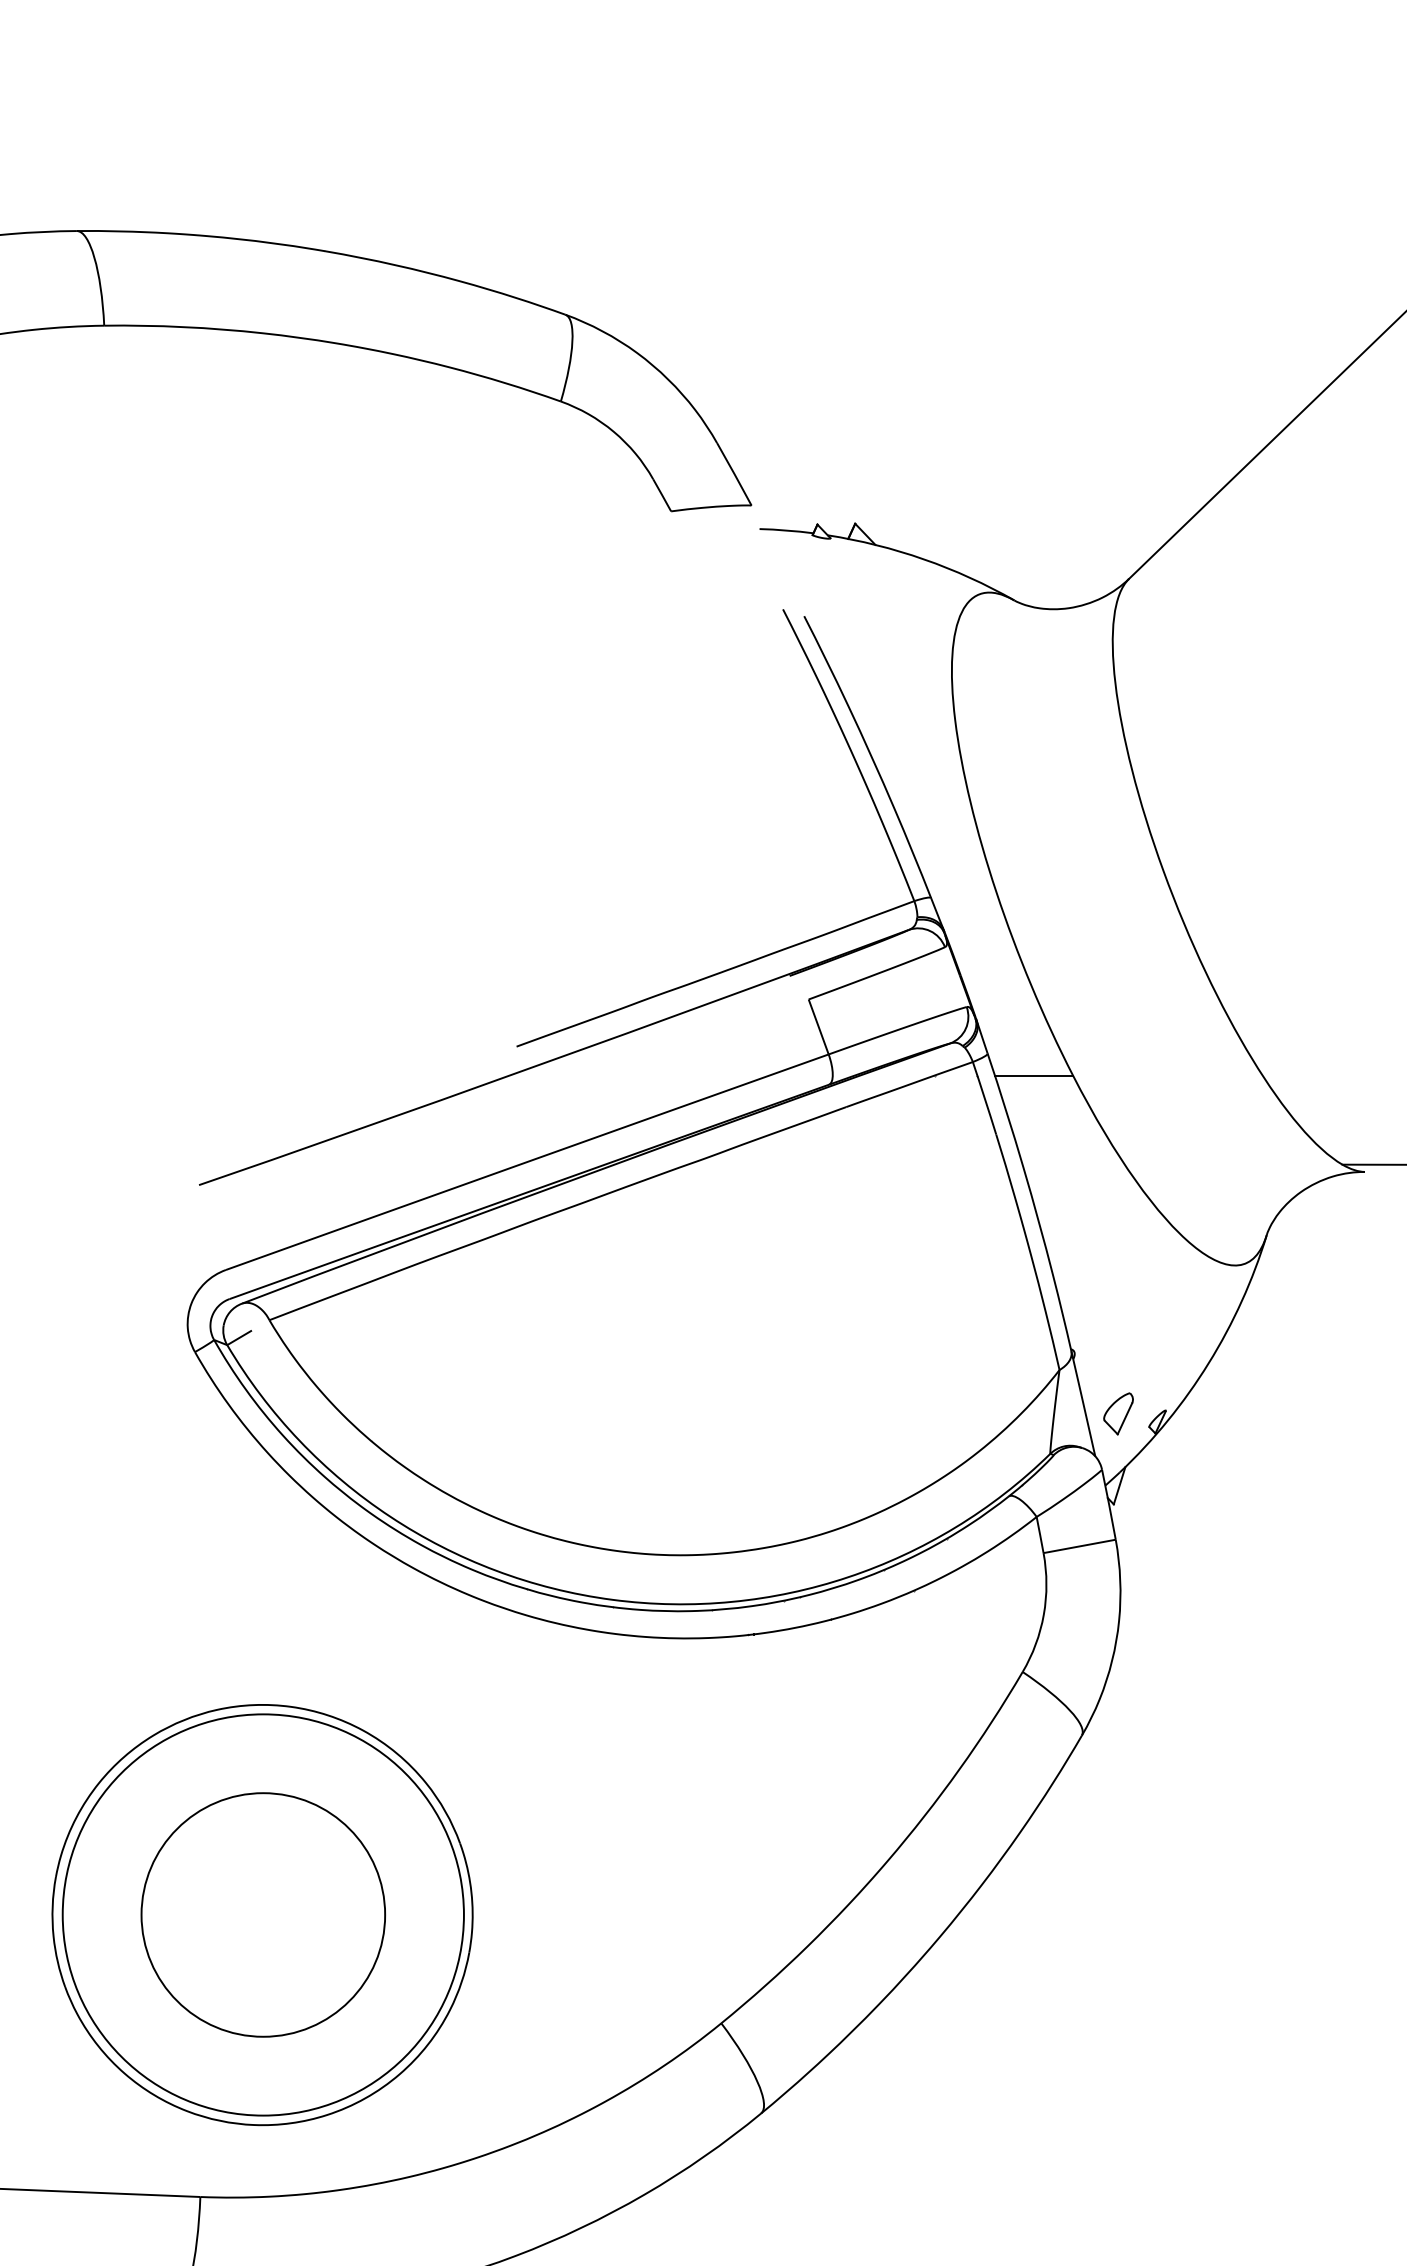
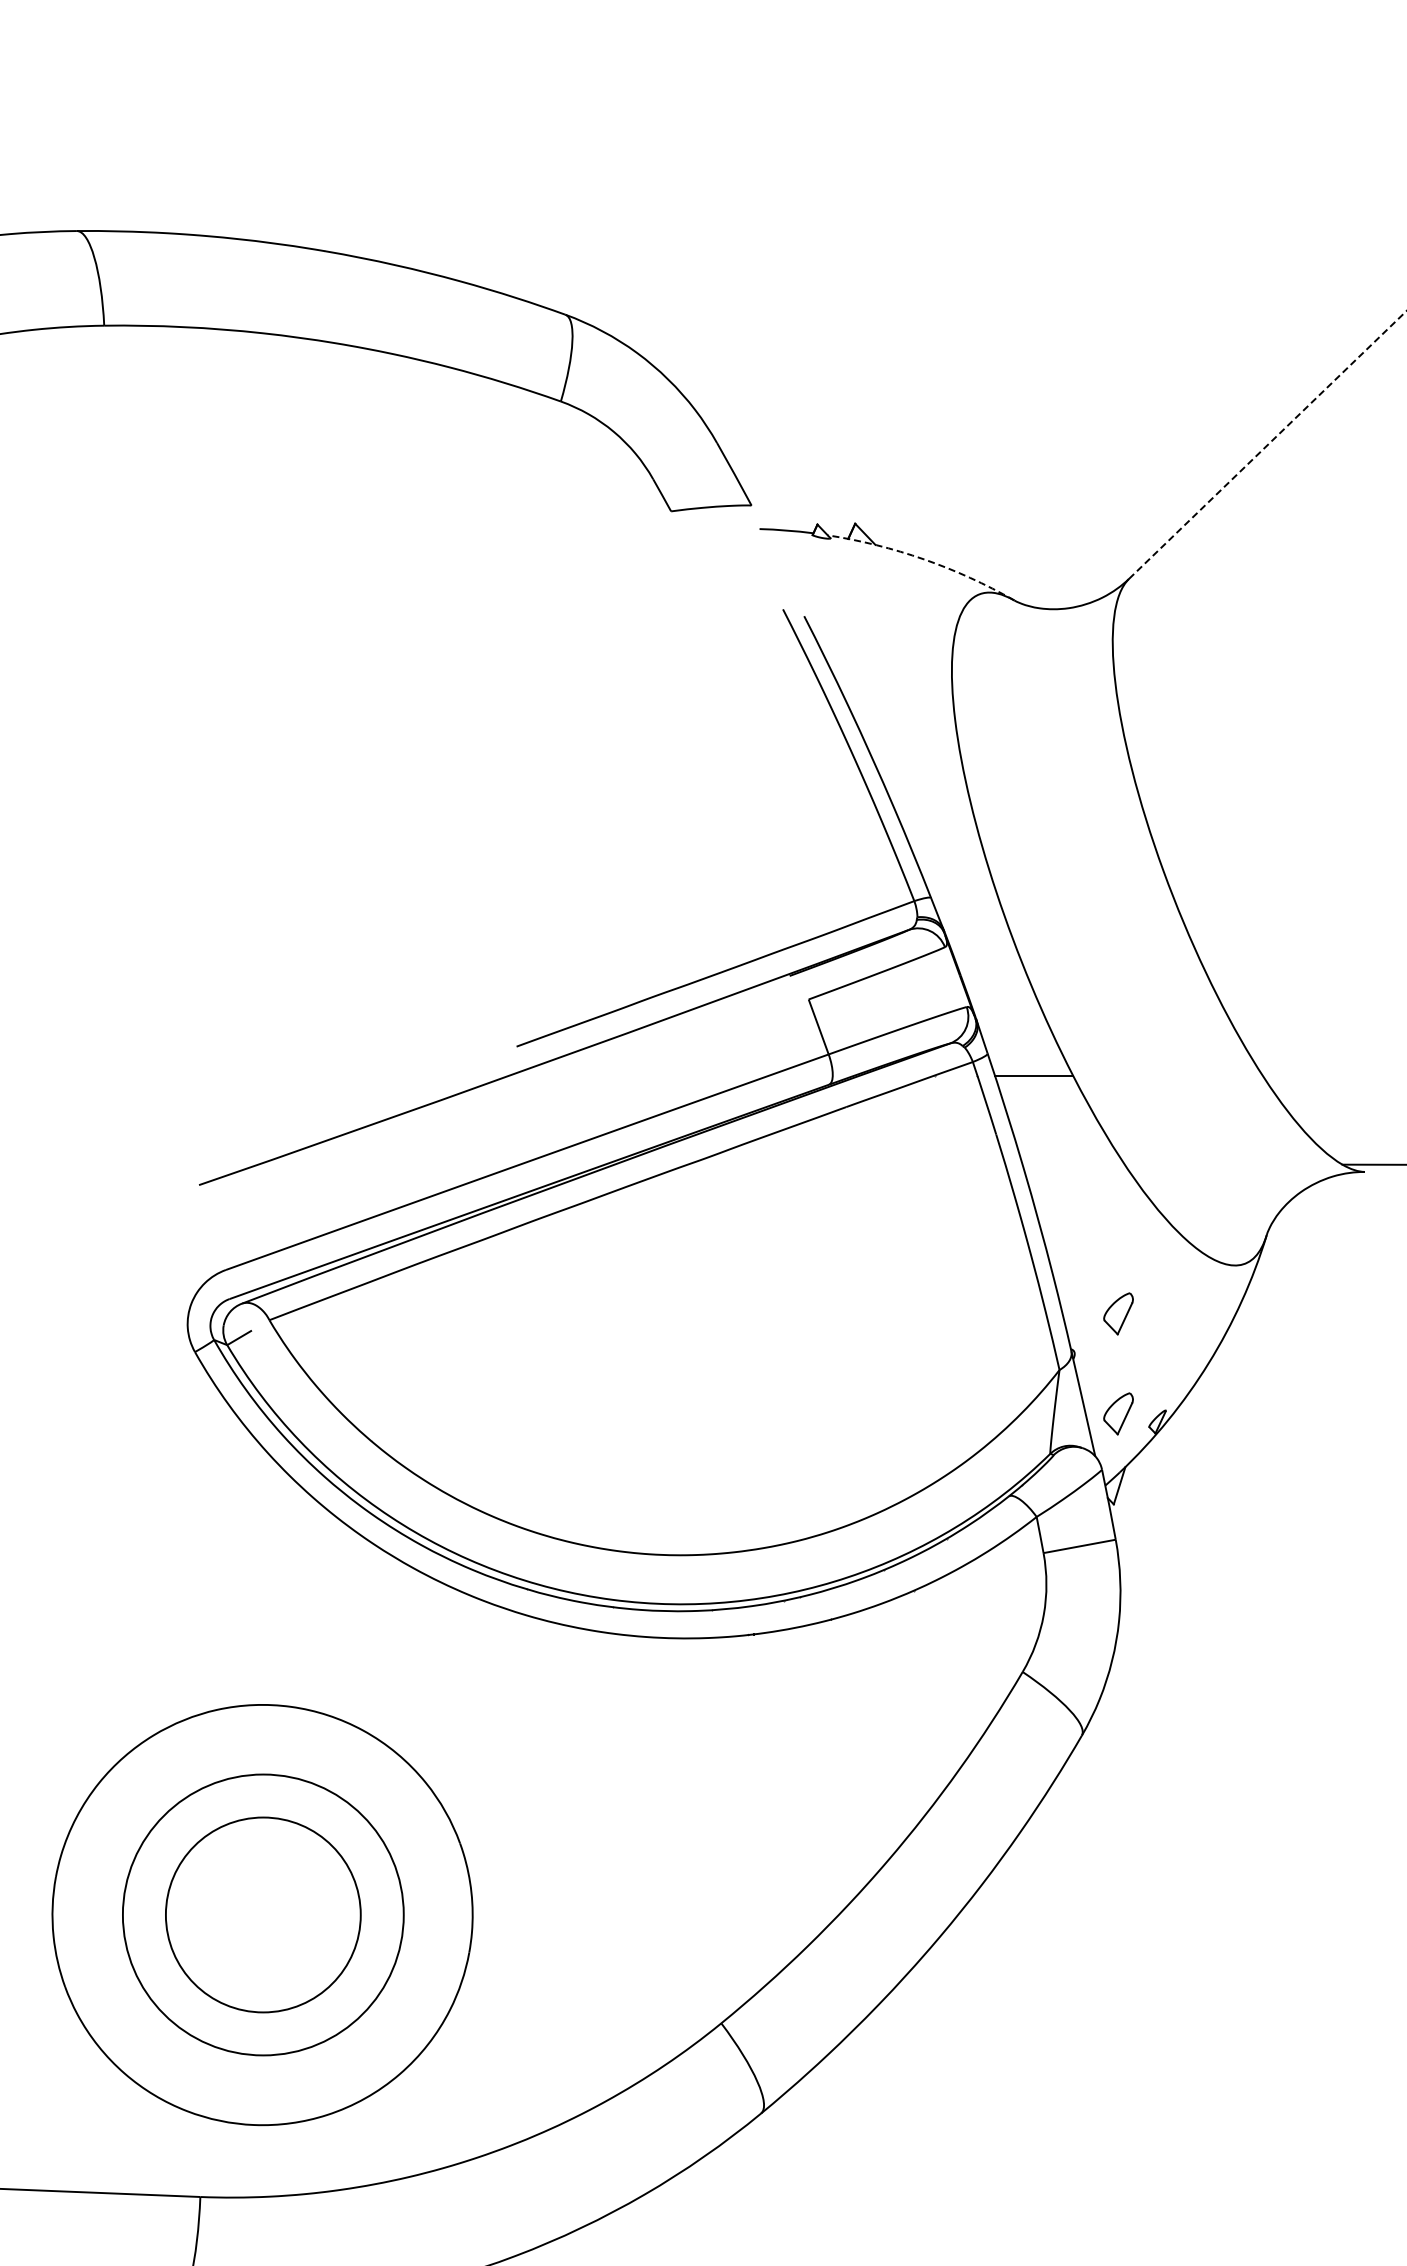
line: solid -> dashed (1267, 444)
arc: solid -> dashed (924, 559)
part: none -> present (1118, 1313)
circle diameter: 401 px -> 281 px (262, 1914)
circle diameter: 244 px -> 195 px (262, 1914)
